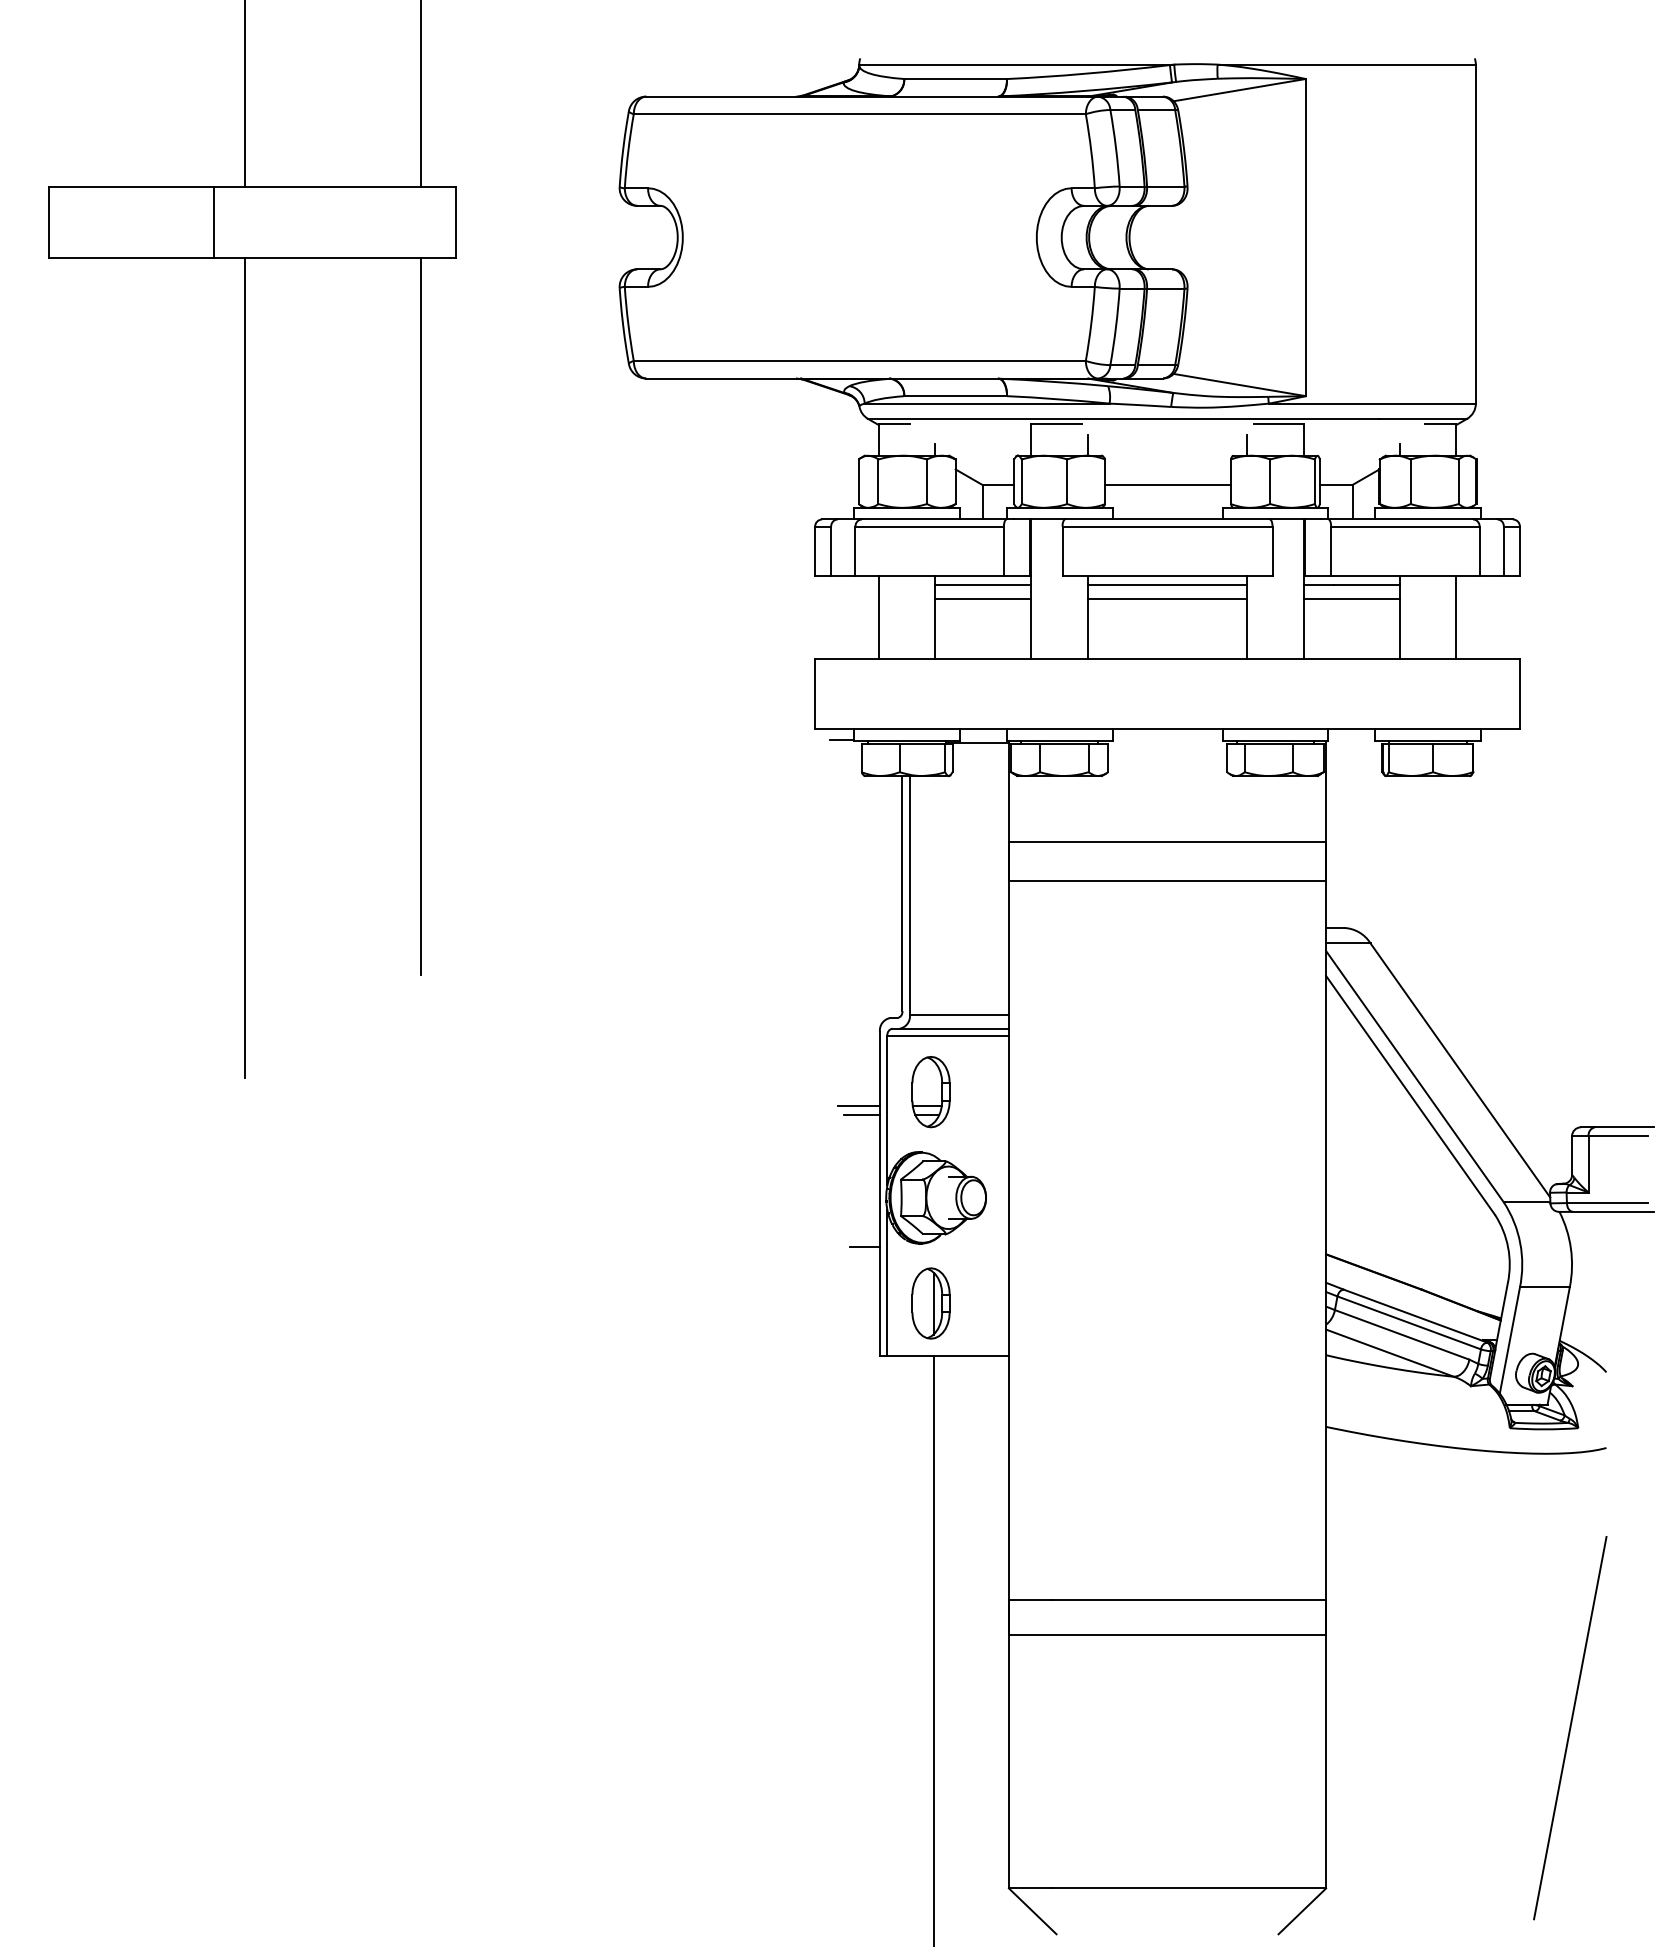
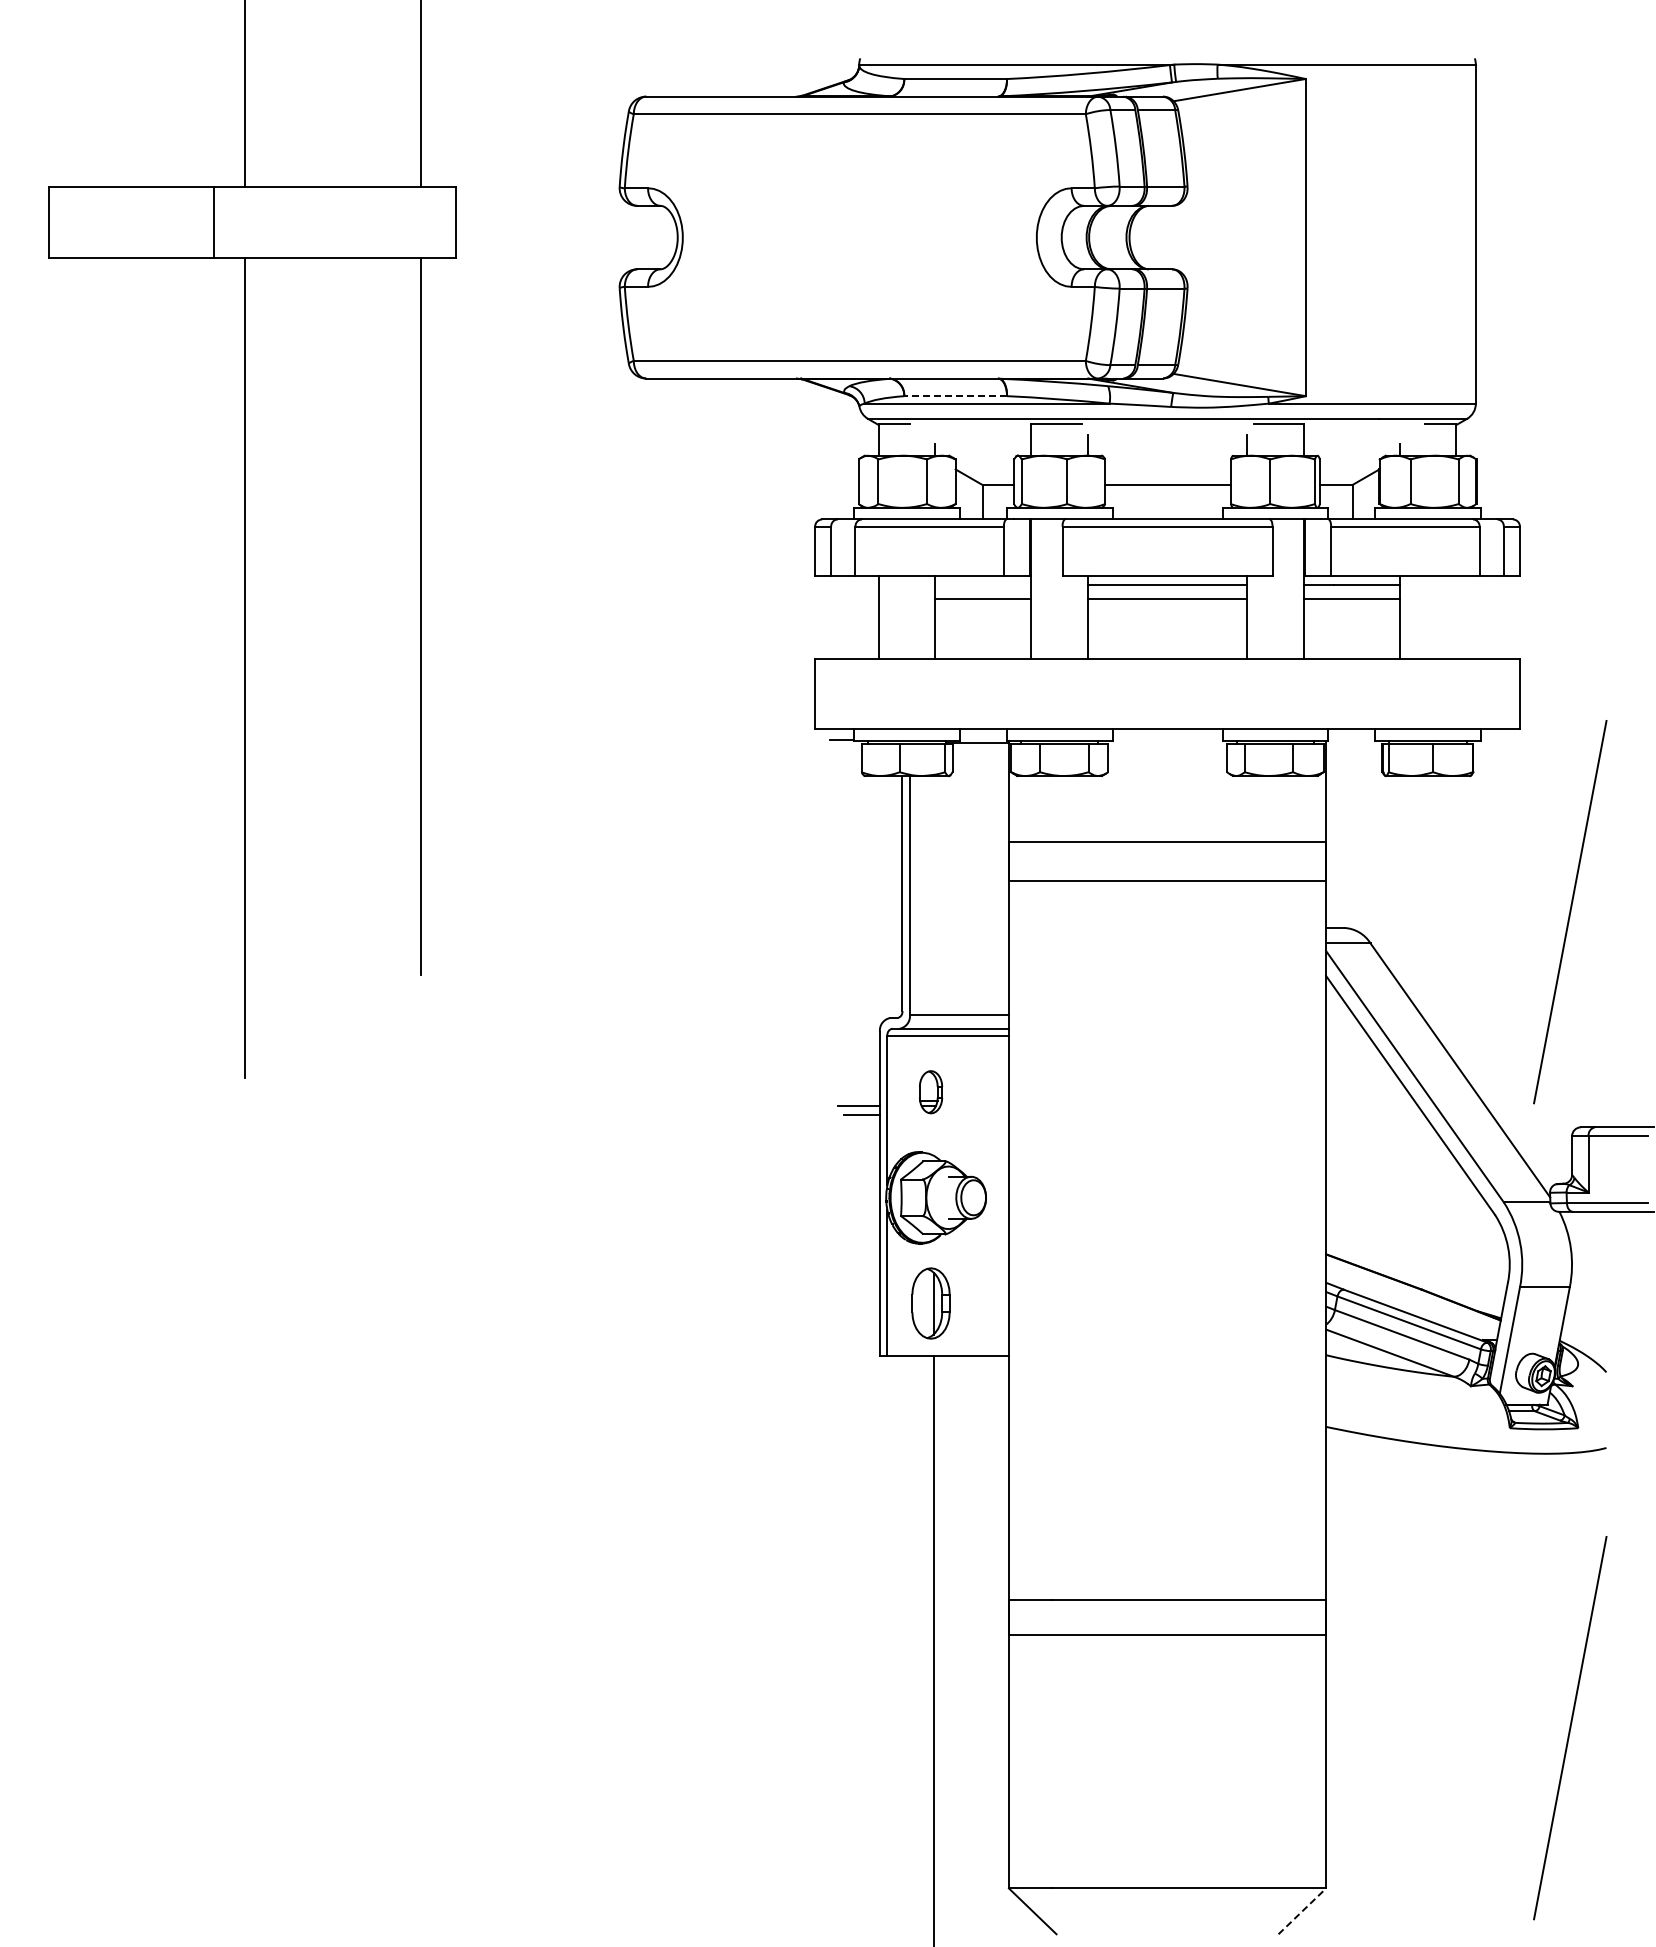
line: solid -> dashed (955, 396)
line: present -> none (983, 584)
line: present -> none (1456, 616)
line: none -> present (1570, 912)
part size: 40x73 px -> 25x45 px (931, 1092)
line: present -> none (864, 1247)
line: solid -> dashed (1302, 1911)
